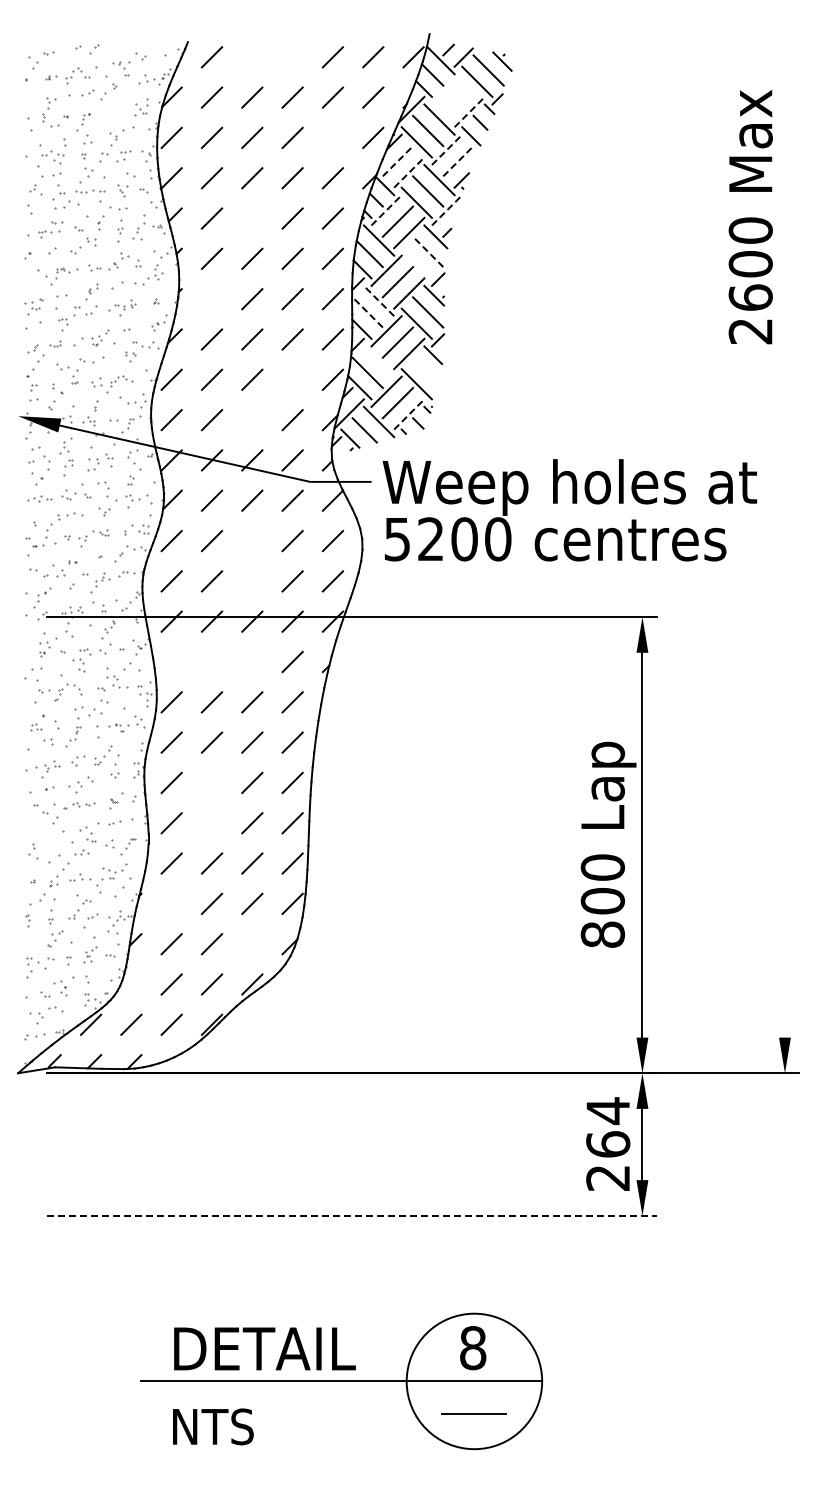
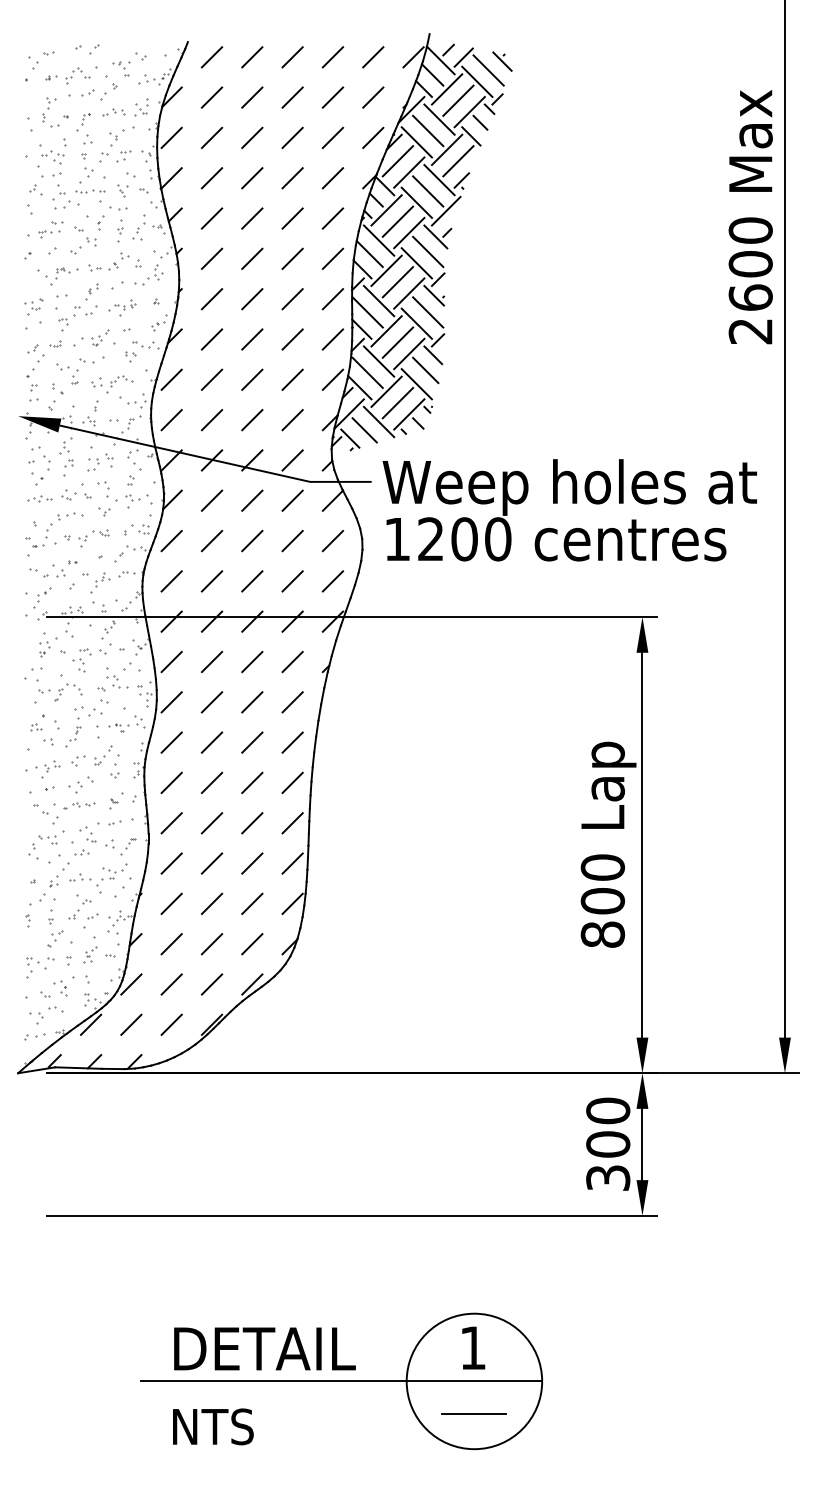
line: none -> present (252, 57)
line: none -> present (292, 57)
line: none -> present (446, 89)
line: none -> present (458, 100)
line: dashed -> solid (470, 111)
part: none -> present (113, 112)
line: none -> present (332, 137)
line: dashed -> solid (447, 149)
line: dashed -> solid (398, 160)
line: dashed -> solid (458, 160)
line: dashed -> solid (409, 172)
line: dashed -> solid (386, 210)
line: dashed -> solid (446, 210)
line: none -> present (252, 218)
line: dashed -> solid (427, 251)
line: none -> present (416, 263)
line: none -> present (211, 299)
line: dashed -> solid (378, 300)
line: dashed -> solid (367, 312)
line: none -> present (378, 361)
line: none -> present (425, 370)
line: none -> present (292, 379)
line: dashed -> solid (409, 414)
line: none -> present (252, 420)
line: none -> present (784, 519)
text: 5200 -> 1200 (396, 539)
line: none -> present (252, 540)
line: none -> present (252, 581)
line: none -> present (171, 661)
line: none -> present (212, 661)
line: none -> present (252, 661)
line: none -> present (211, 782)
line: none -> present (211, 823)
part: none -> present (47, 839)
line: none -> present (171, 903)
line: none -> present (252, 944)
line: none -> present (131, 984)
text: 264 -> 300 (608, 1143)
line: dashed -> solid (352, 1215)
text: 8 -> 1 (473, 1348)
